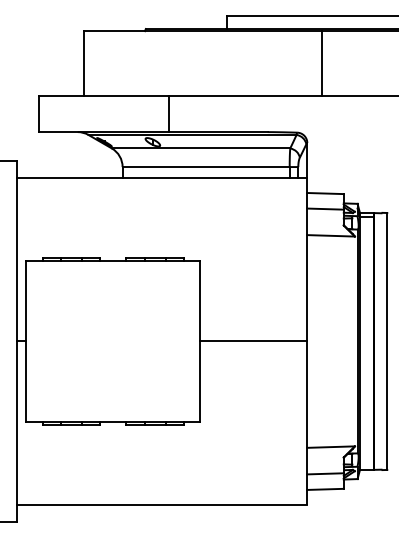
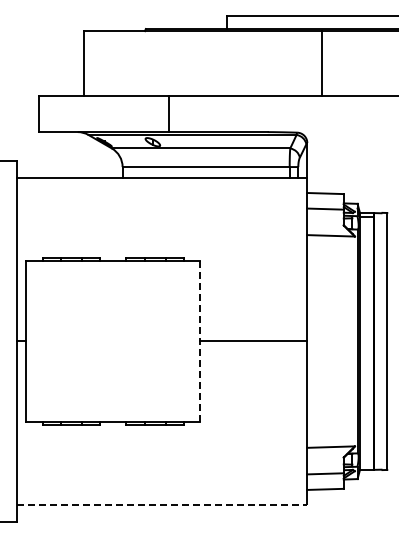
line: solid -> dashed (200, 341)
line: solid -> dashed (162, 504)
